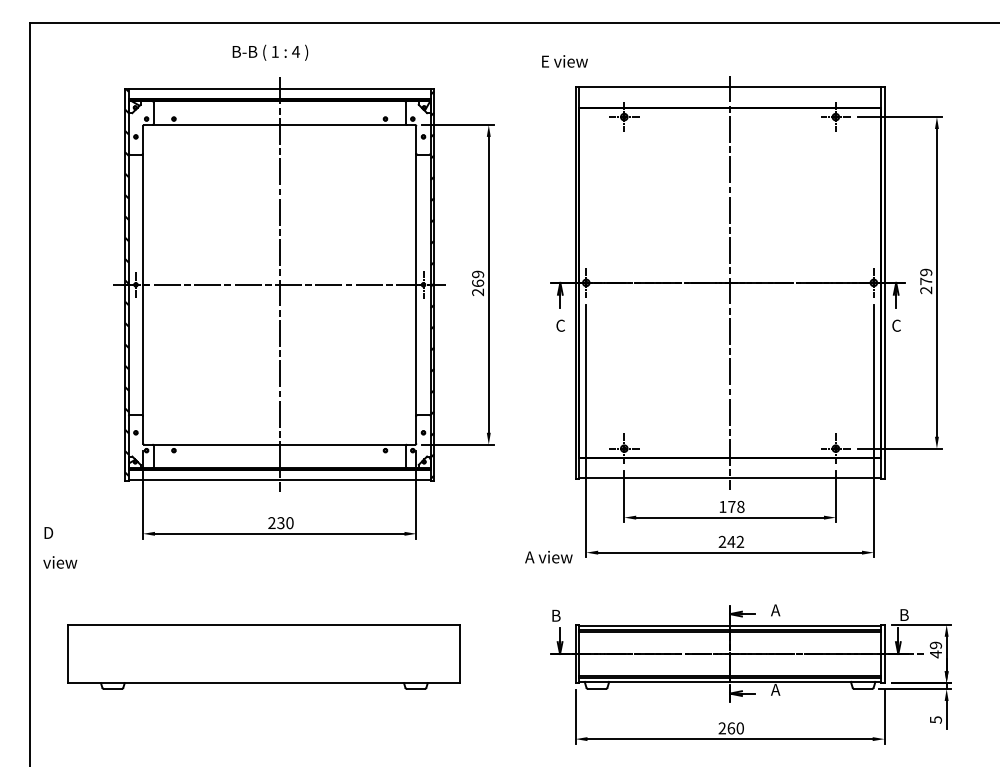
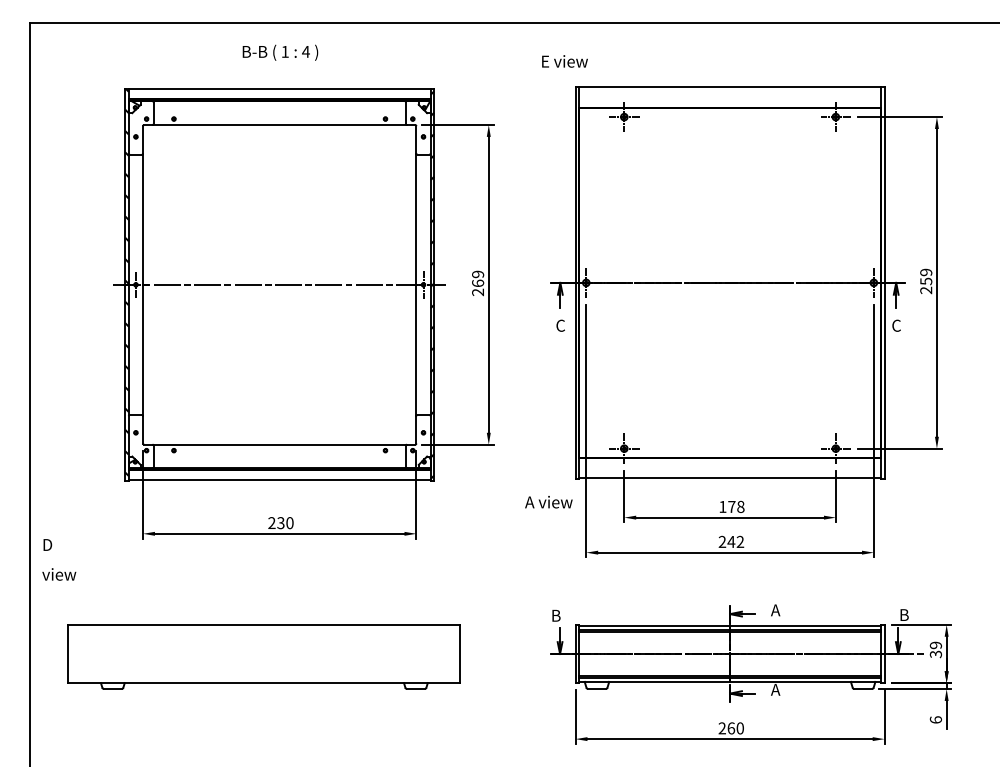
text position: (270, 52) -> (280, 52) (280, 52)
text: 279 -> 259 (926, 281)
line: present -> none (730, 282)
line: present -> none (279, 284)
text position: (60, 547) -> (59, 559) (59, 559)
text position: (548, 557) -> (548, 502) (548, 502)
text: 49 -> 39 (935, 654)
text: 5 -> 6 (935, 719)
